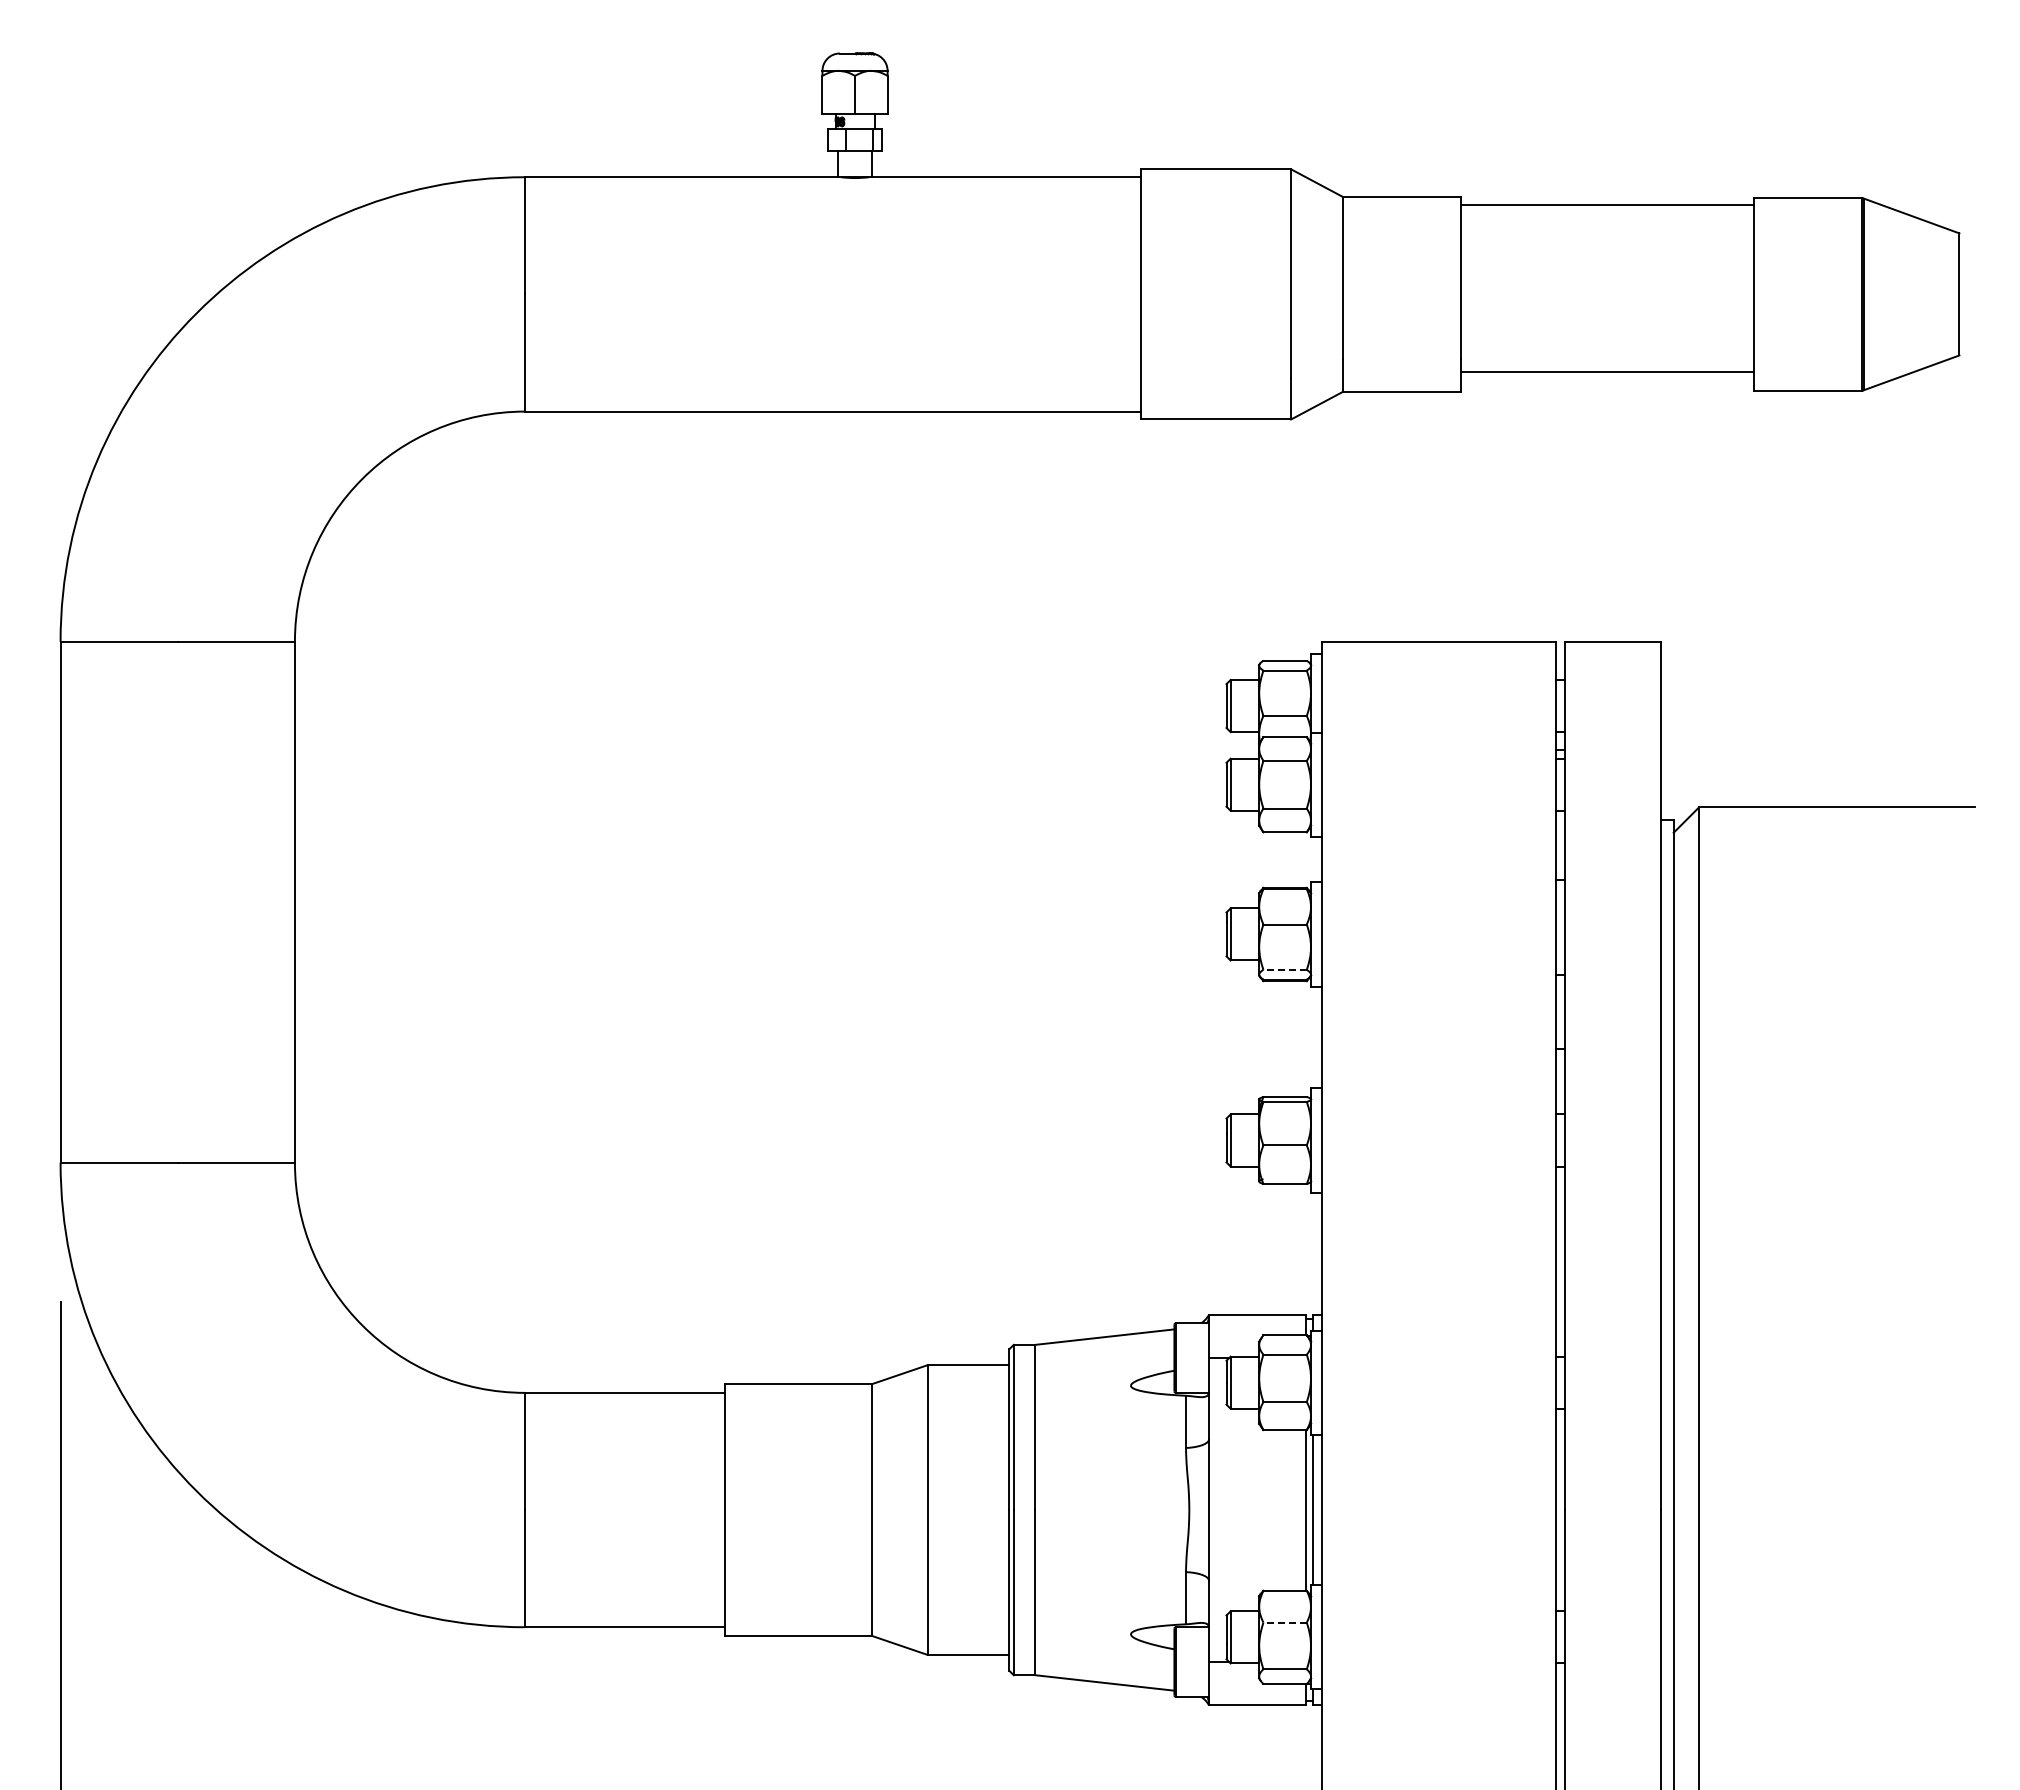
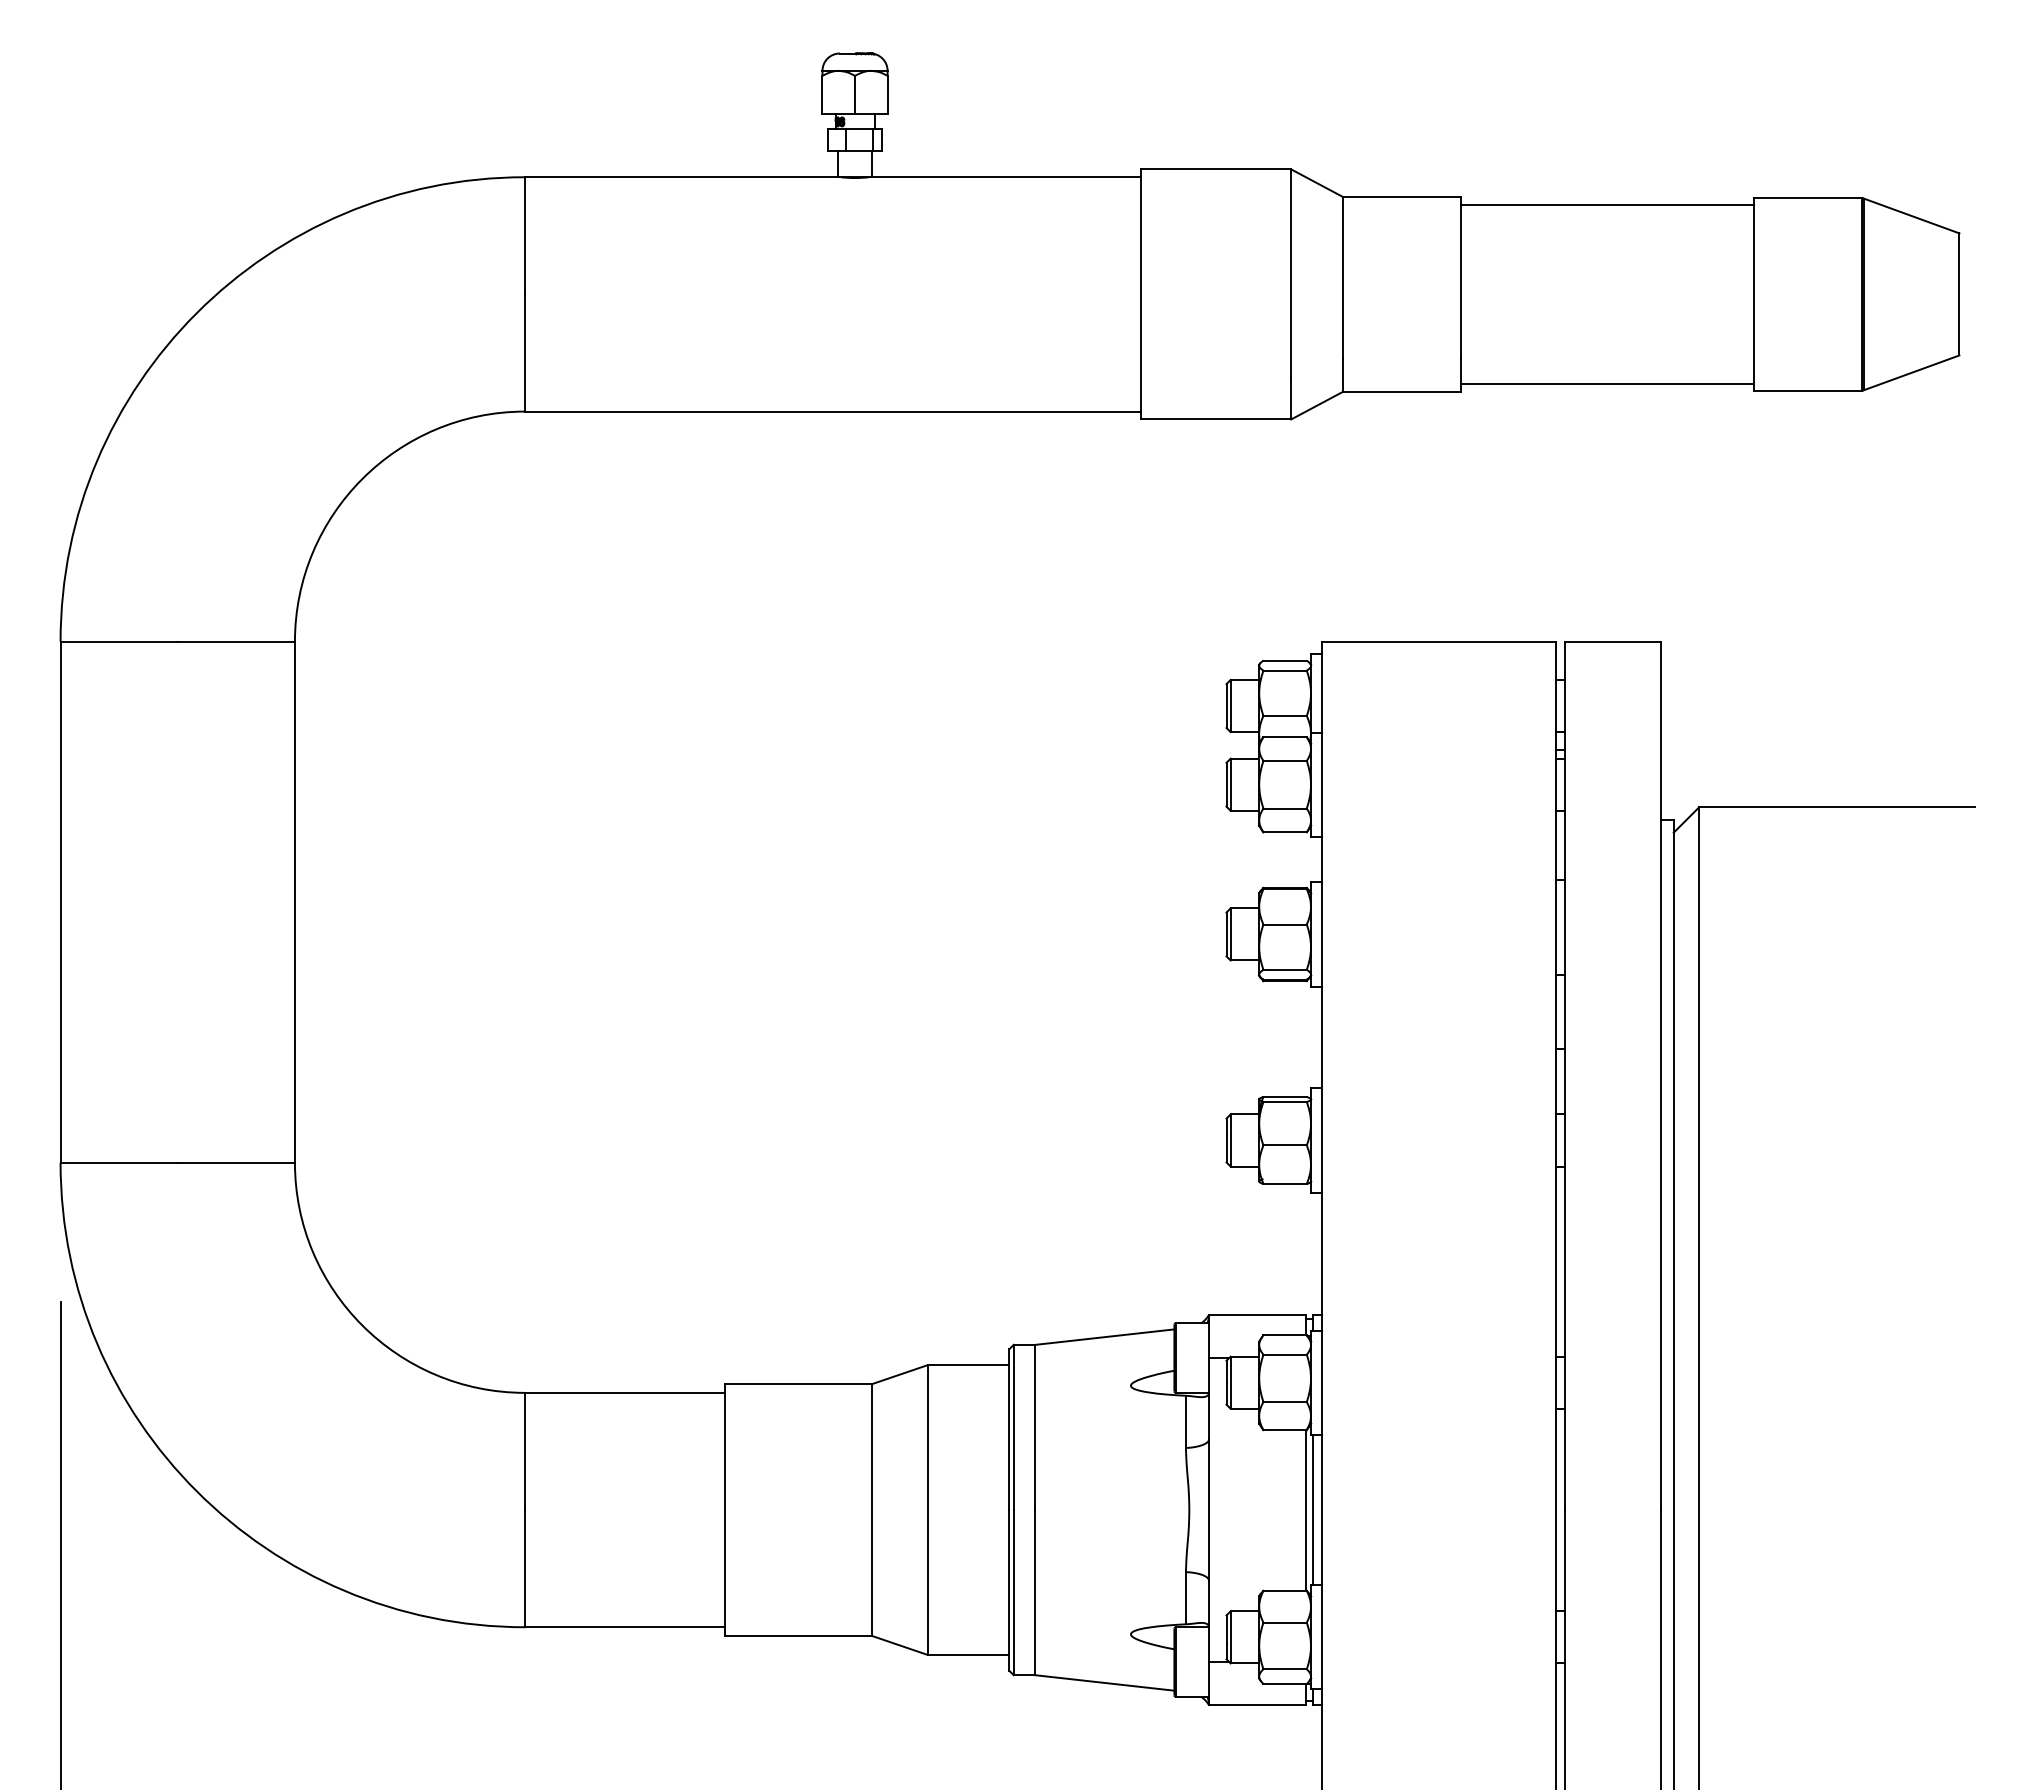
line position: (1607, 372) -> (1607, 384) (1607, 384)
line: dashed -> solid (1285, 969)
line: dashed -> solid (1285, 1622)
